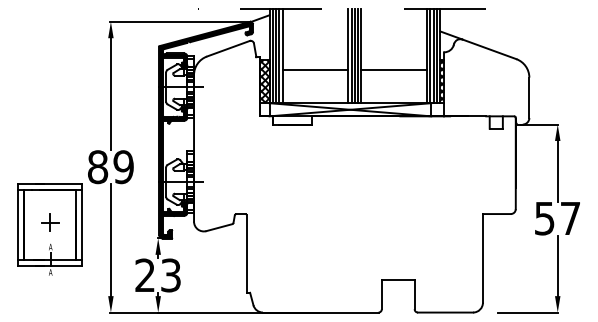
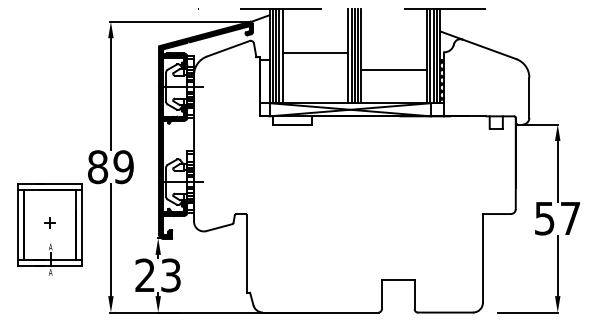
line position: (315, 70) -> (315, 53) (315, 53)
hatch: present -> none (264, 81)
part size: 19x19 px -> 12x12 px (49, 222)
